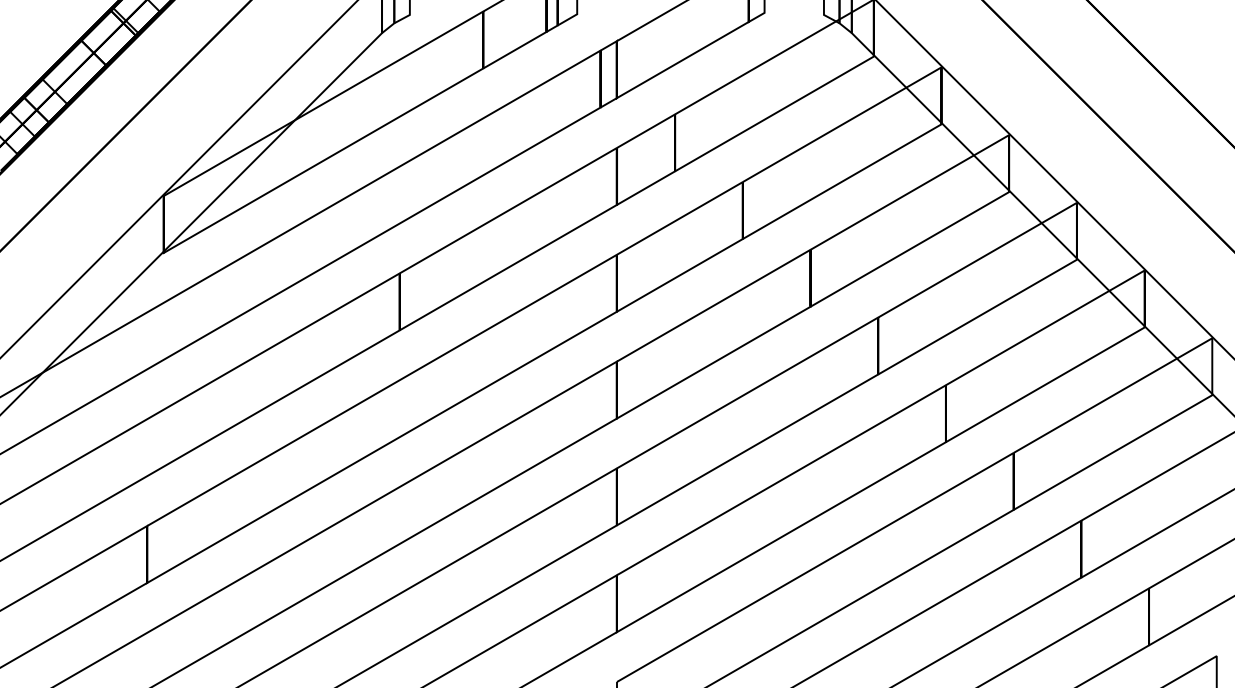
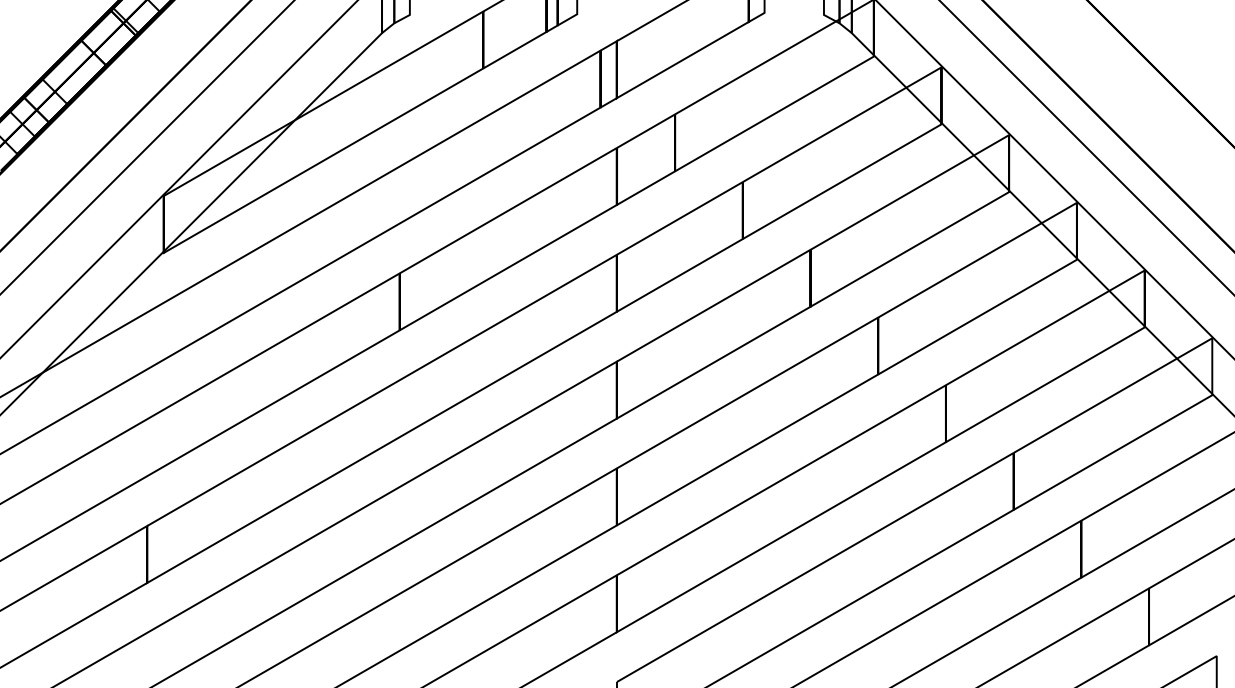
line: none -> present (147, 147)
line: none -> present (1086, 147)
